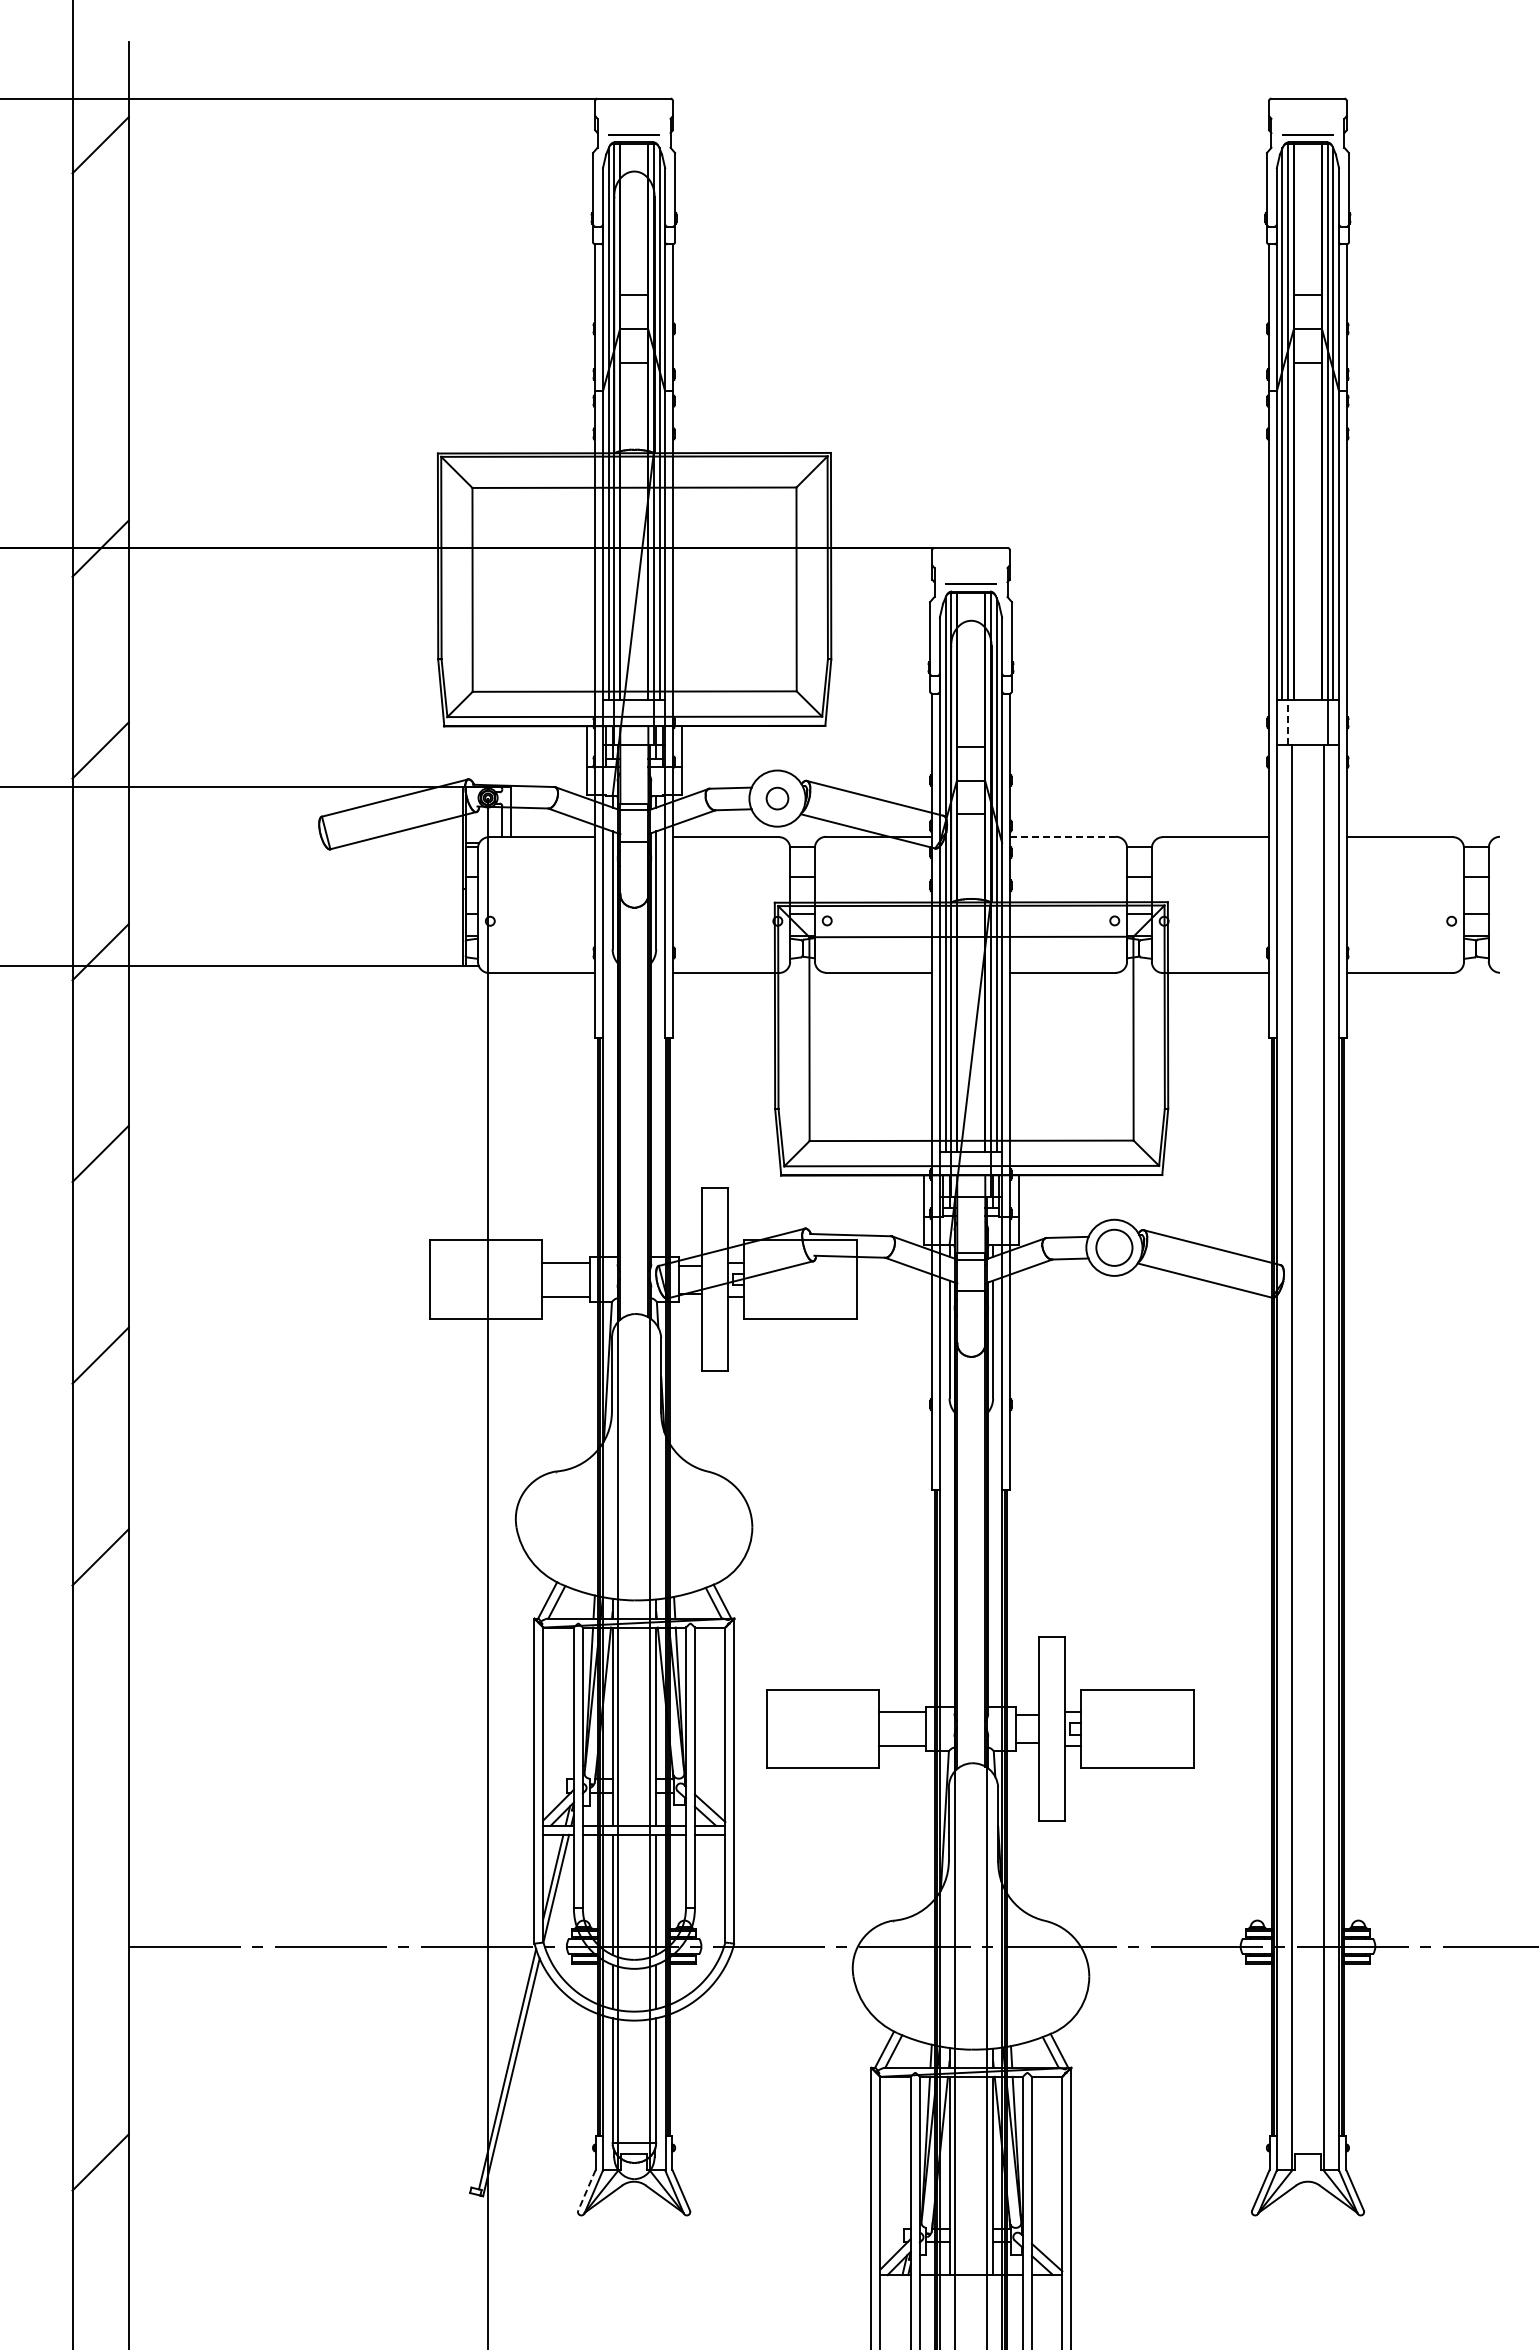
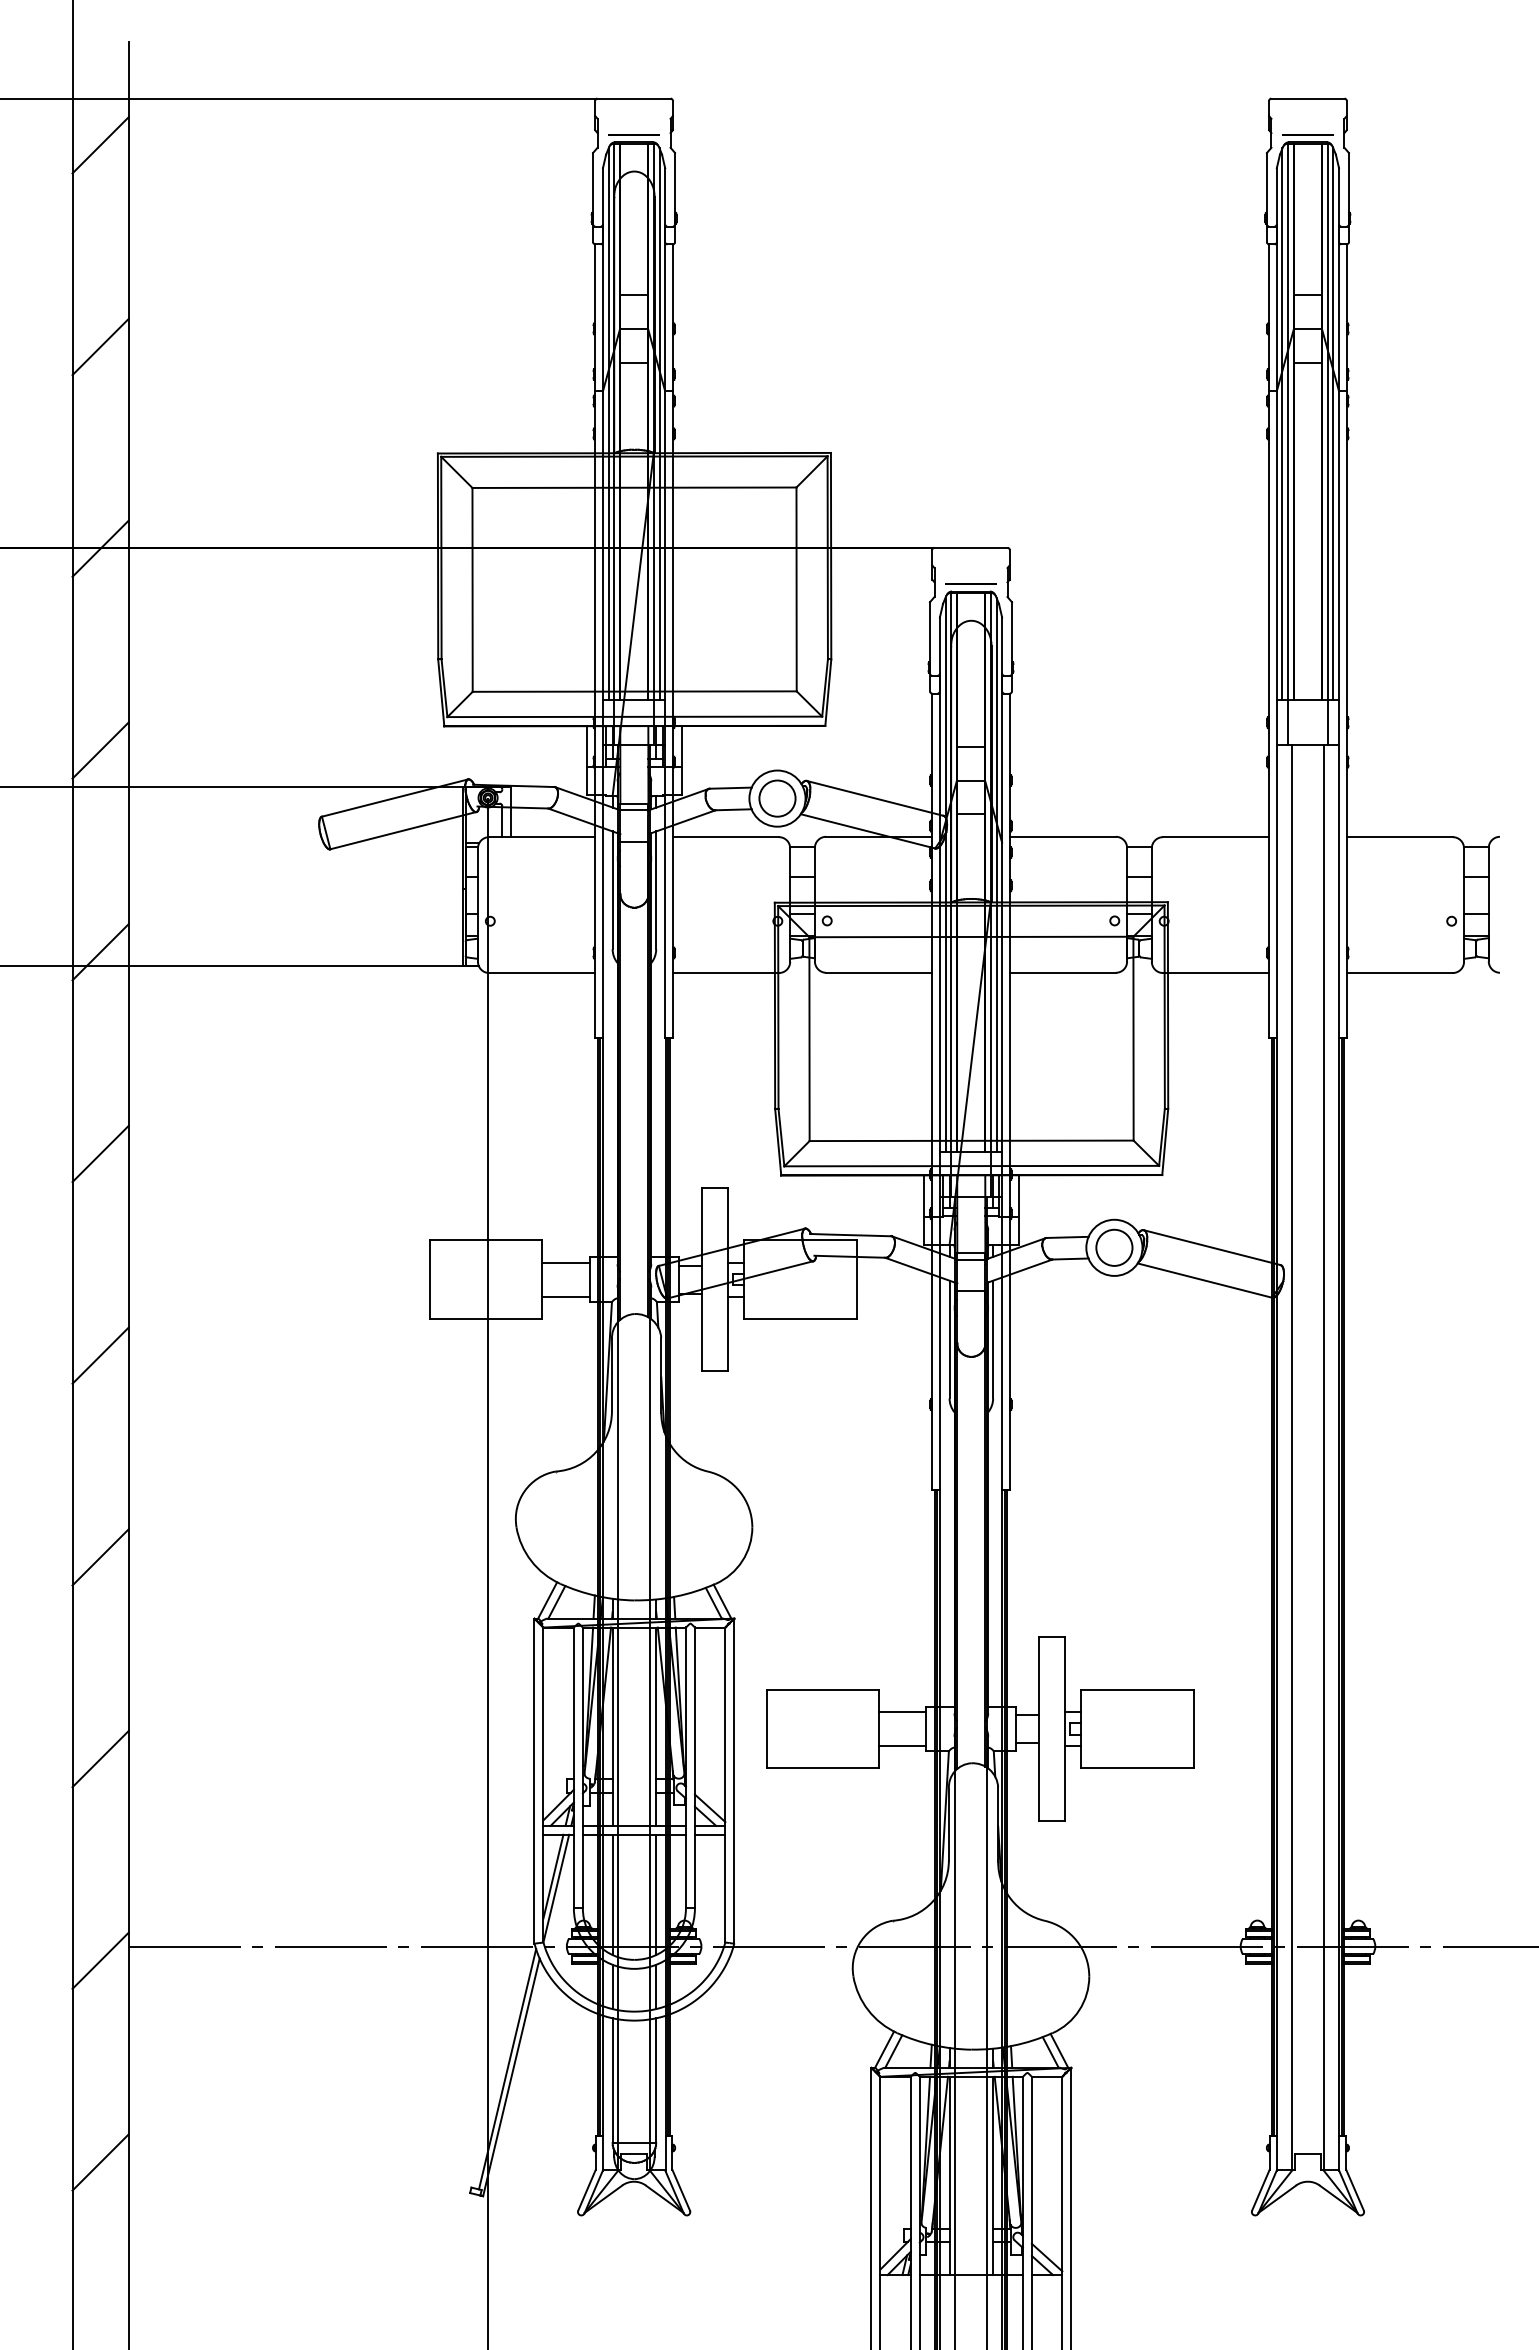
line: none -> present (100, 346)
line: dashed -> solid (1288, 722)
circle diameter: 22 px -> 36 px (777, 798)
line: dashed -> solid (1062, 836)
line: none -> present (100, 1759)
line: none -> present (100, 1960)
line: dashed -> solid (586, 2190)
